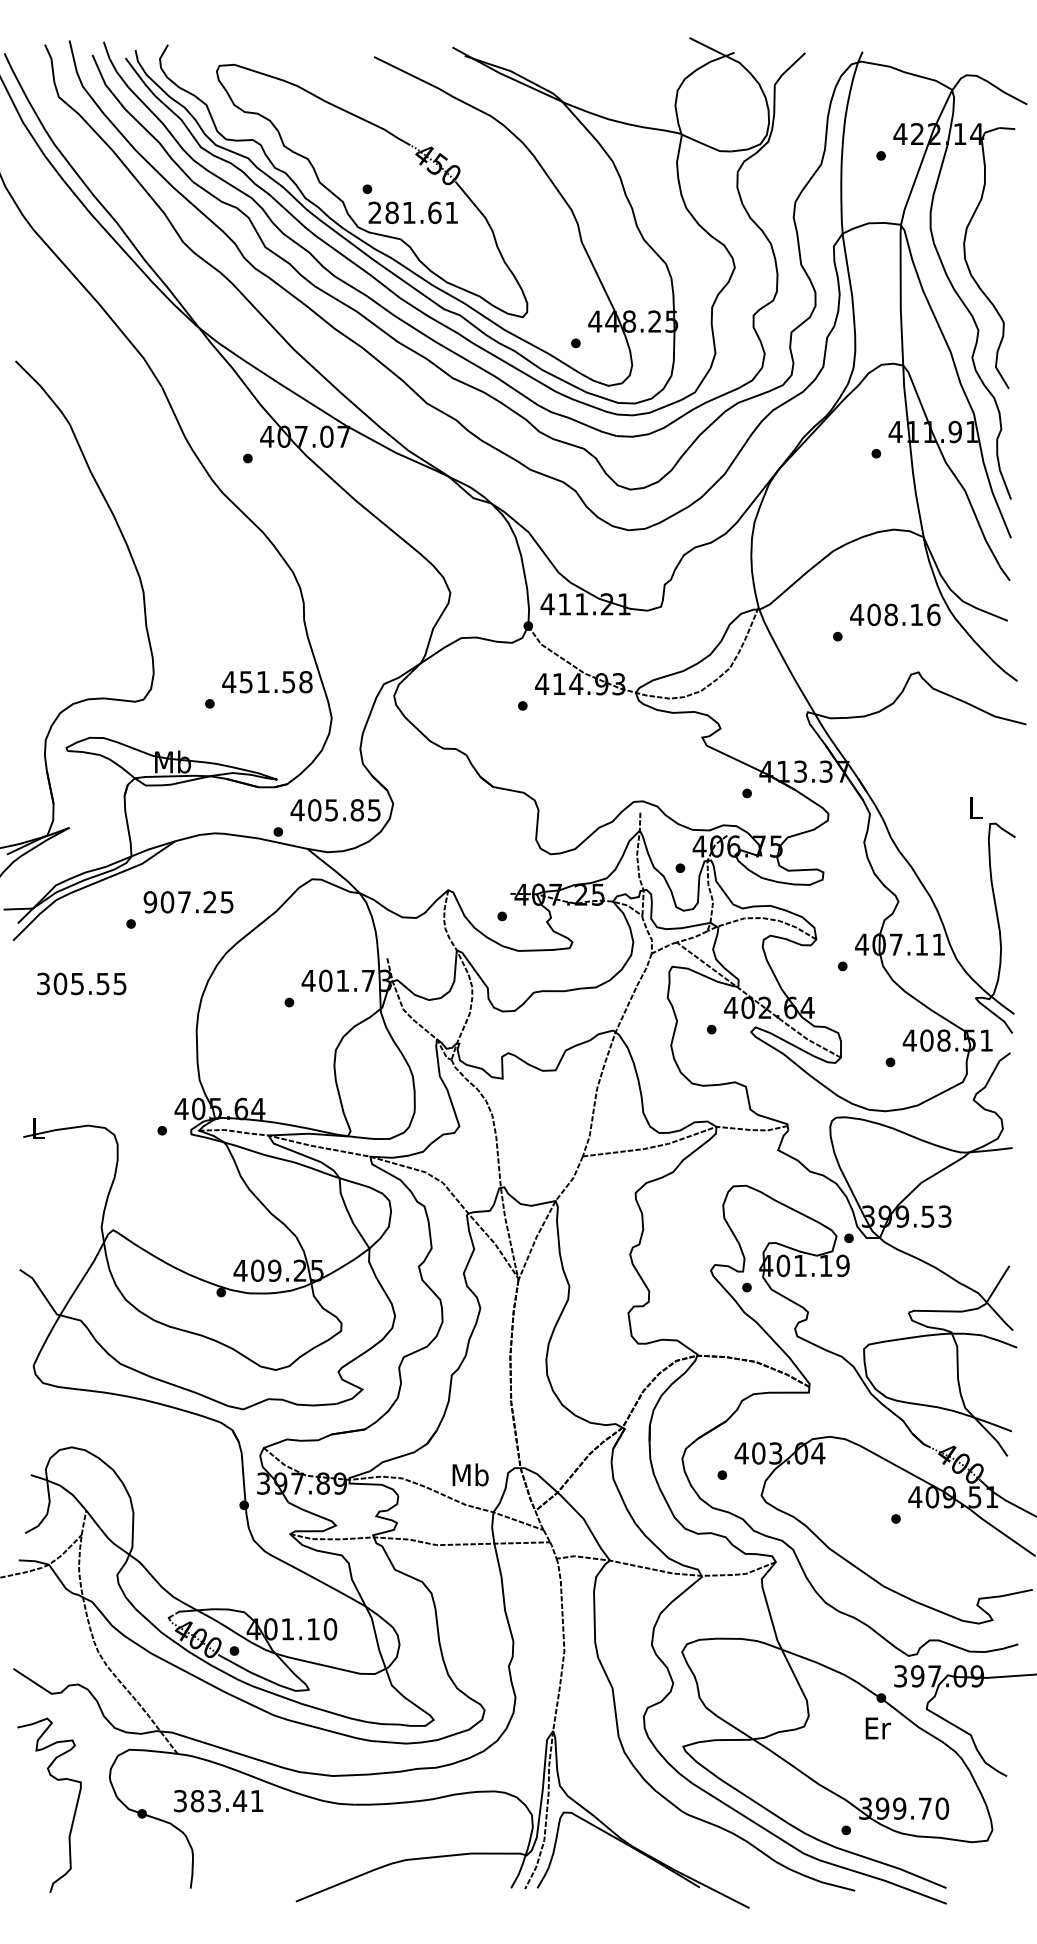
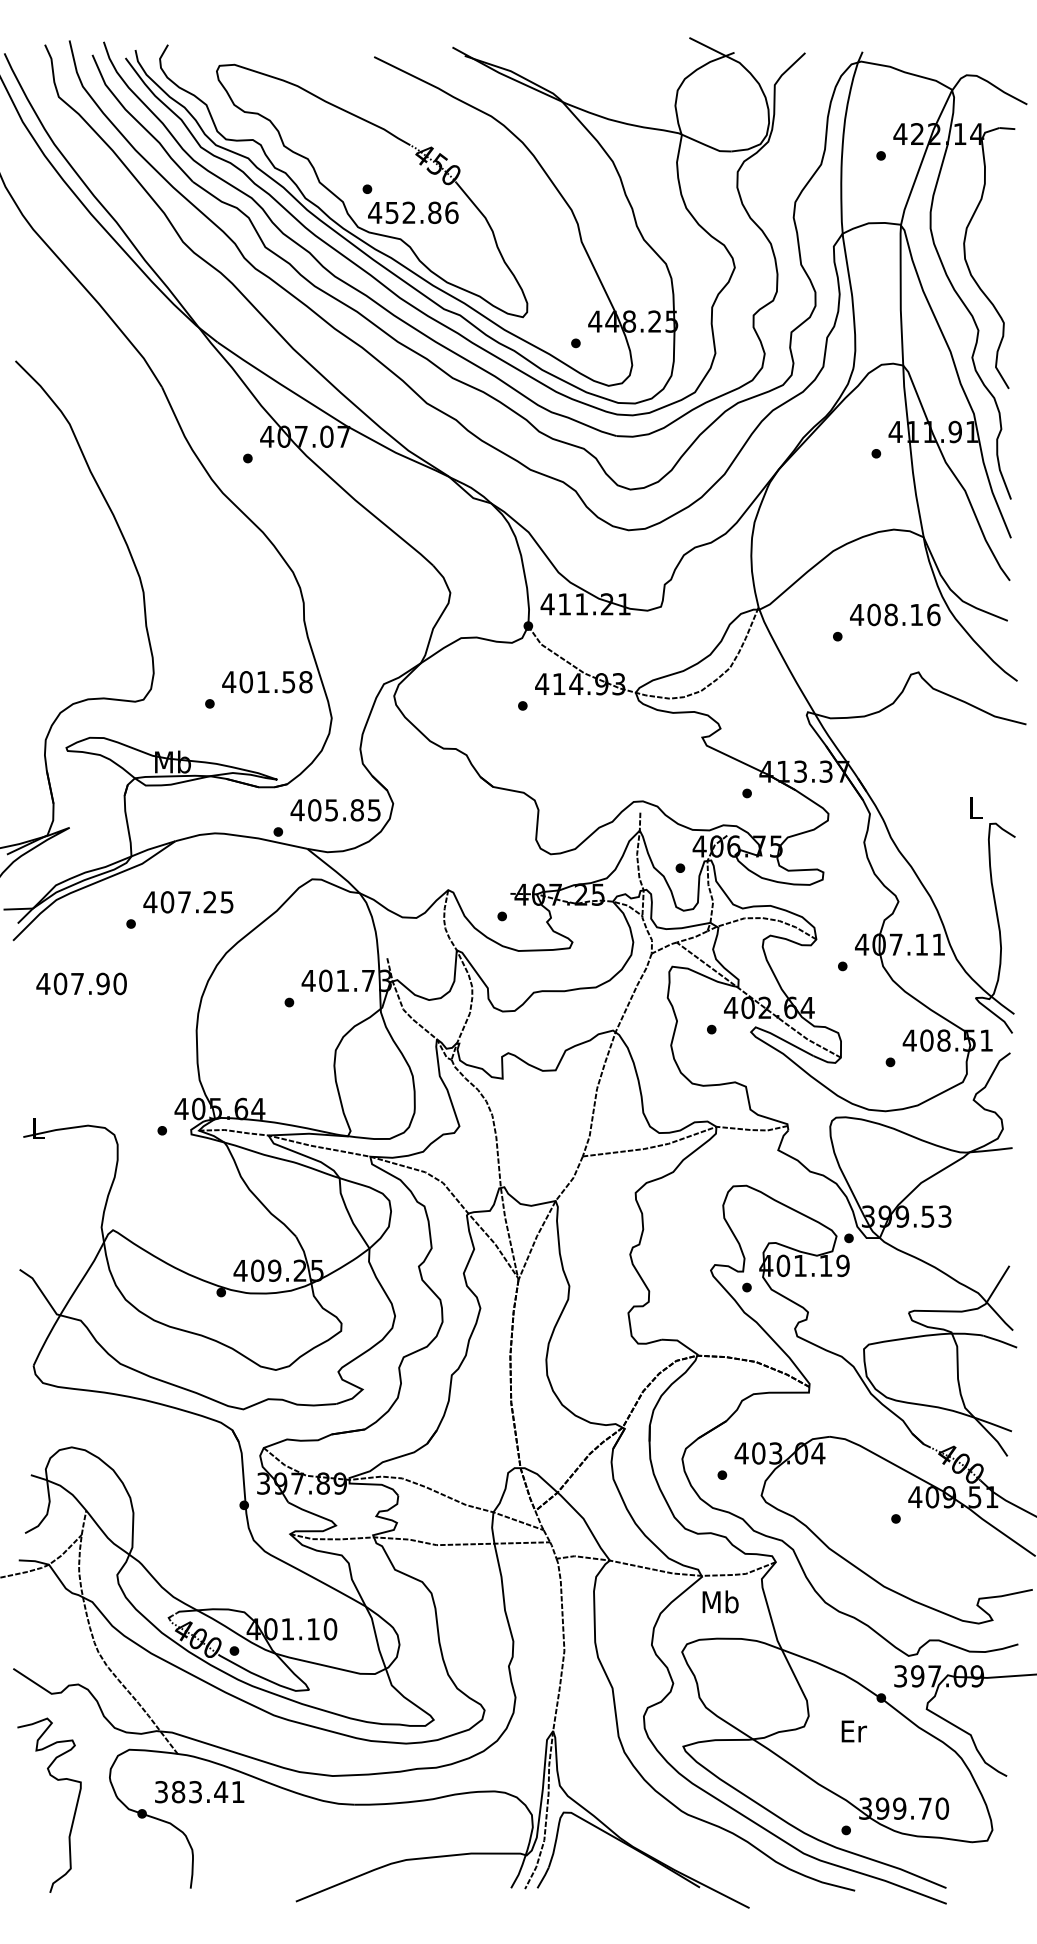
text: 281.61 -> 452.86 (413, 212)
text: 451.58 -> 401.58 (245, 682)
text: 907.25 -> 407.25 (150, 902)
text: 305.55 -> 407.90 (81, 983)
text position: (470, 1474) -> (720, 1601) (720, 1601)
text position: (877, 1728) -> (853, 1731) (853, 1731)
text position: (218, 1801) -> (199, 1792) (199, 1792)
